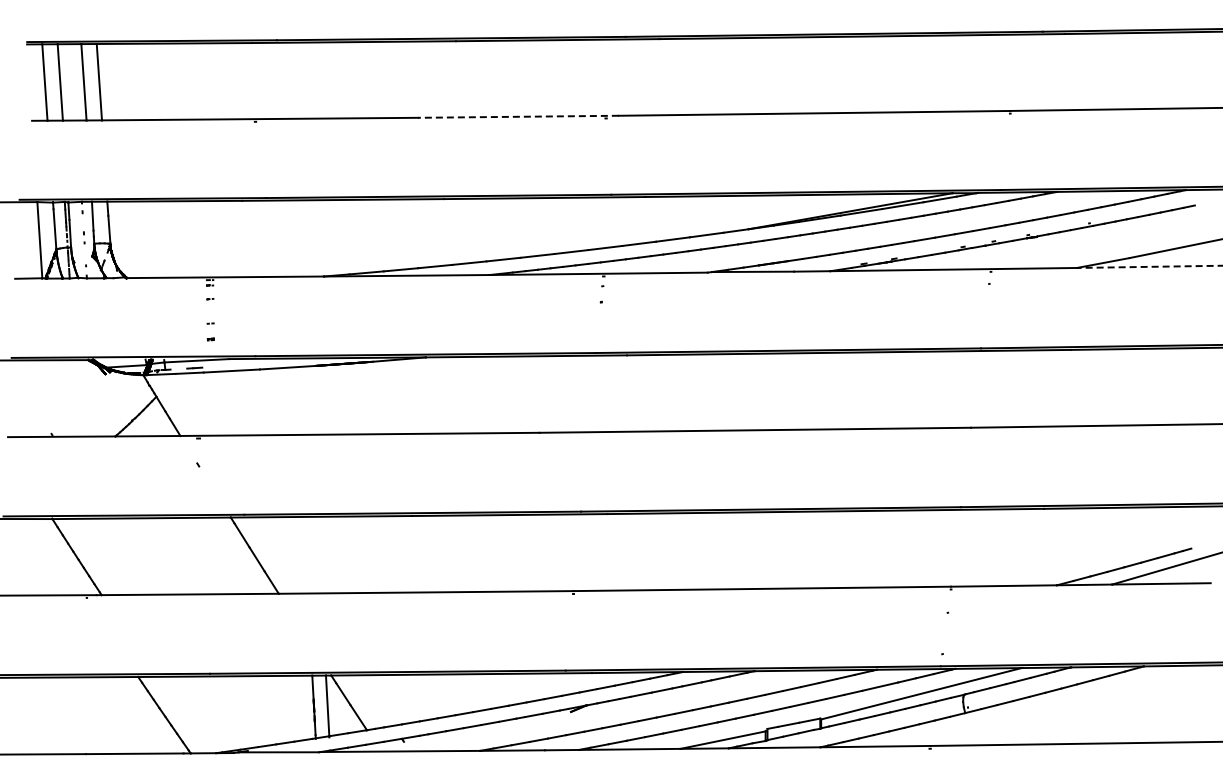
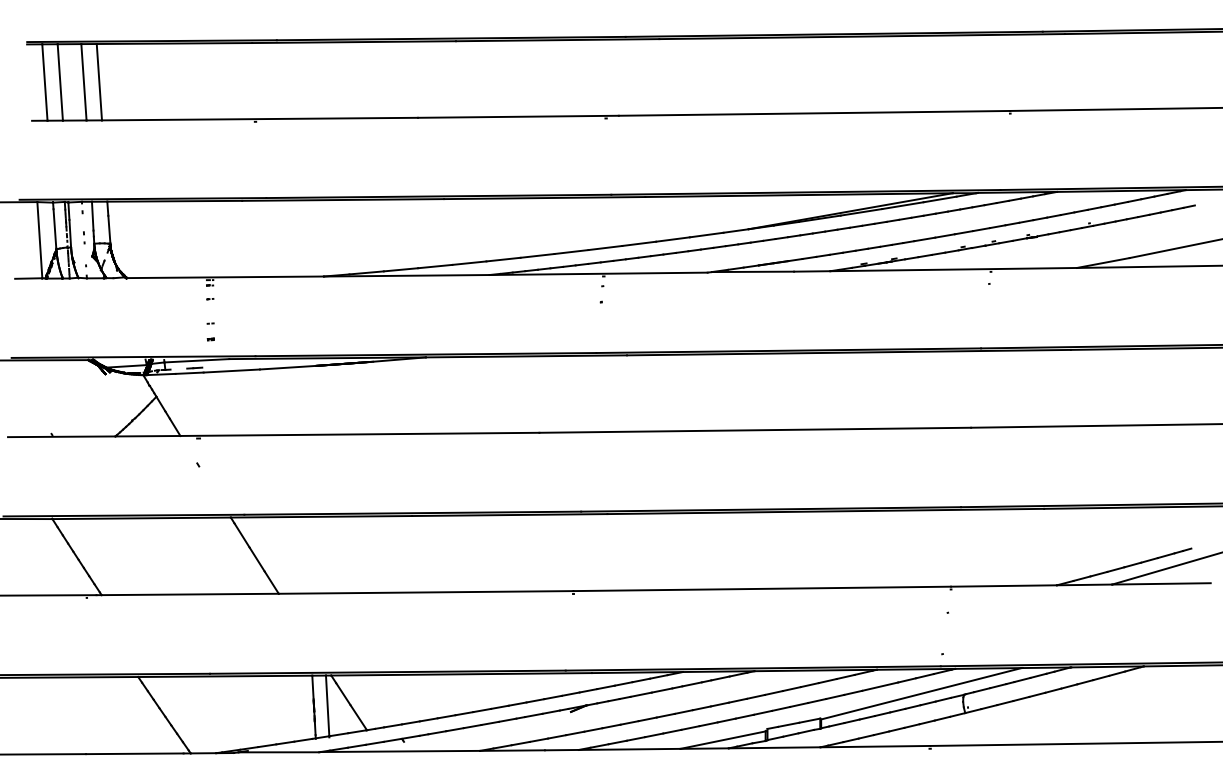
line: dashed -> solid (517, 116)
line: dashed -> solid (1149, 266)
